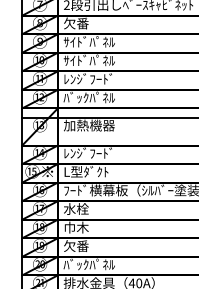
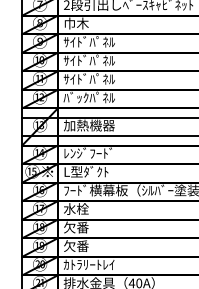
text: 欠番 -> 巾木 (76, 23)
text: ﾚﾝｼﾞﾌｰﾄﾞ -> ｻｲﾄﾞﾊﾟﾈﾙ (88, 78)
line: none -> present (108, 136)
text: 巾木 -> 欠番 (76, 227)
text: ﾊﾞｯｸﾊﾟﾈﾙ -> ｶﾄﾗﾘｰﾄﾚｲ (88, 264)
